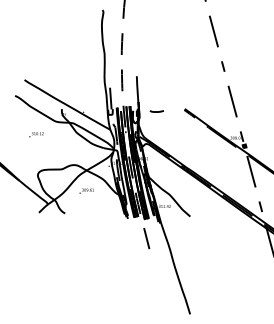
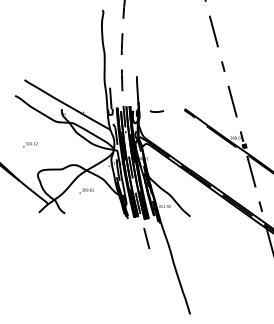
text position: (36, 134) -> (30, 144) (30, 144)
